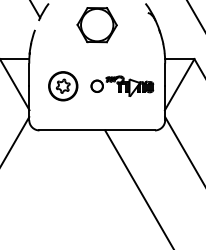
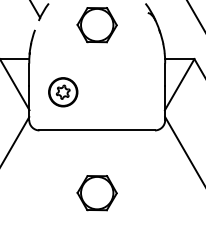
part: present -> none (122, 85)
part position: (63, 86) -> (63, 92) (63, 92)
line: present -> none (138, 188)
part: none -> present (96, 193)
